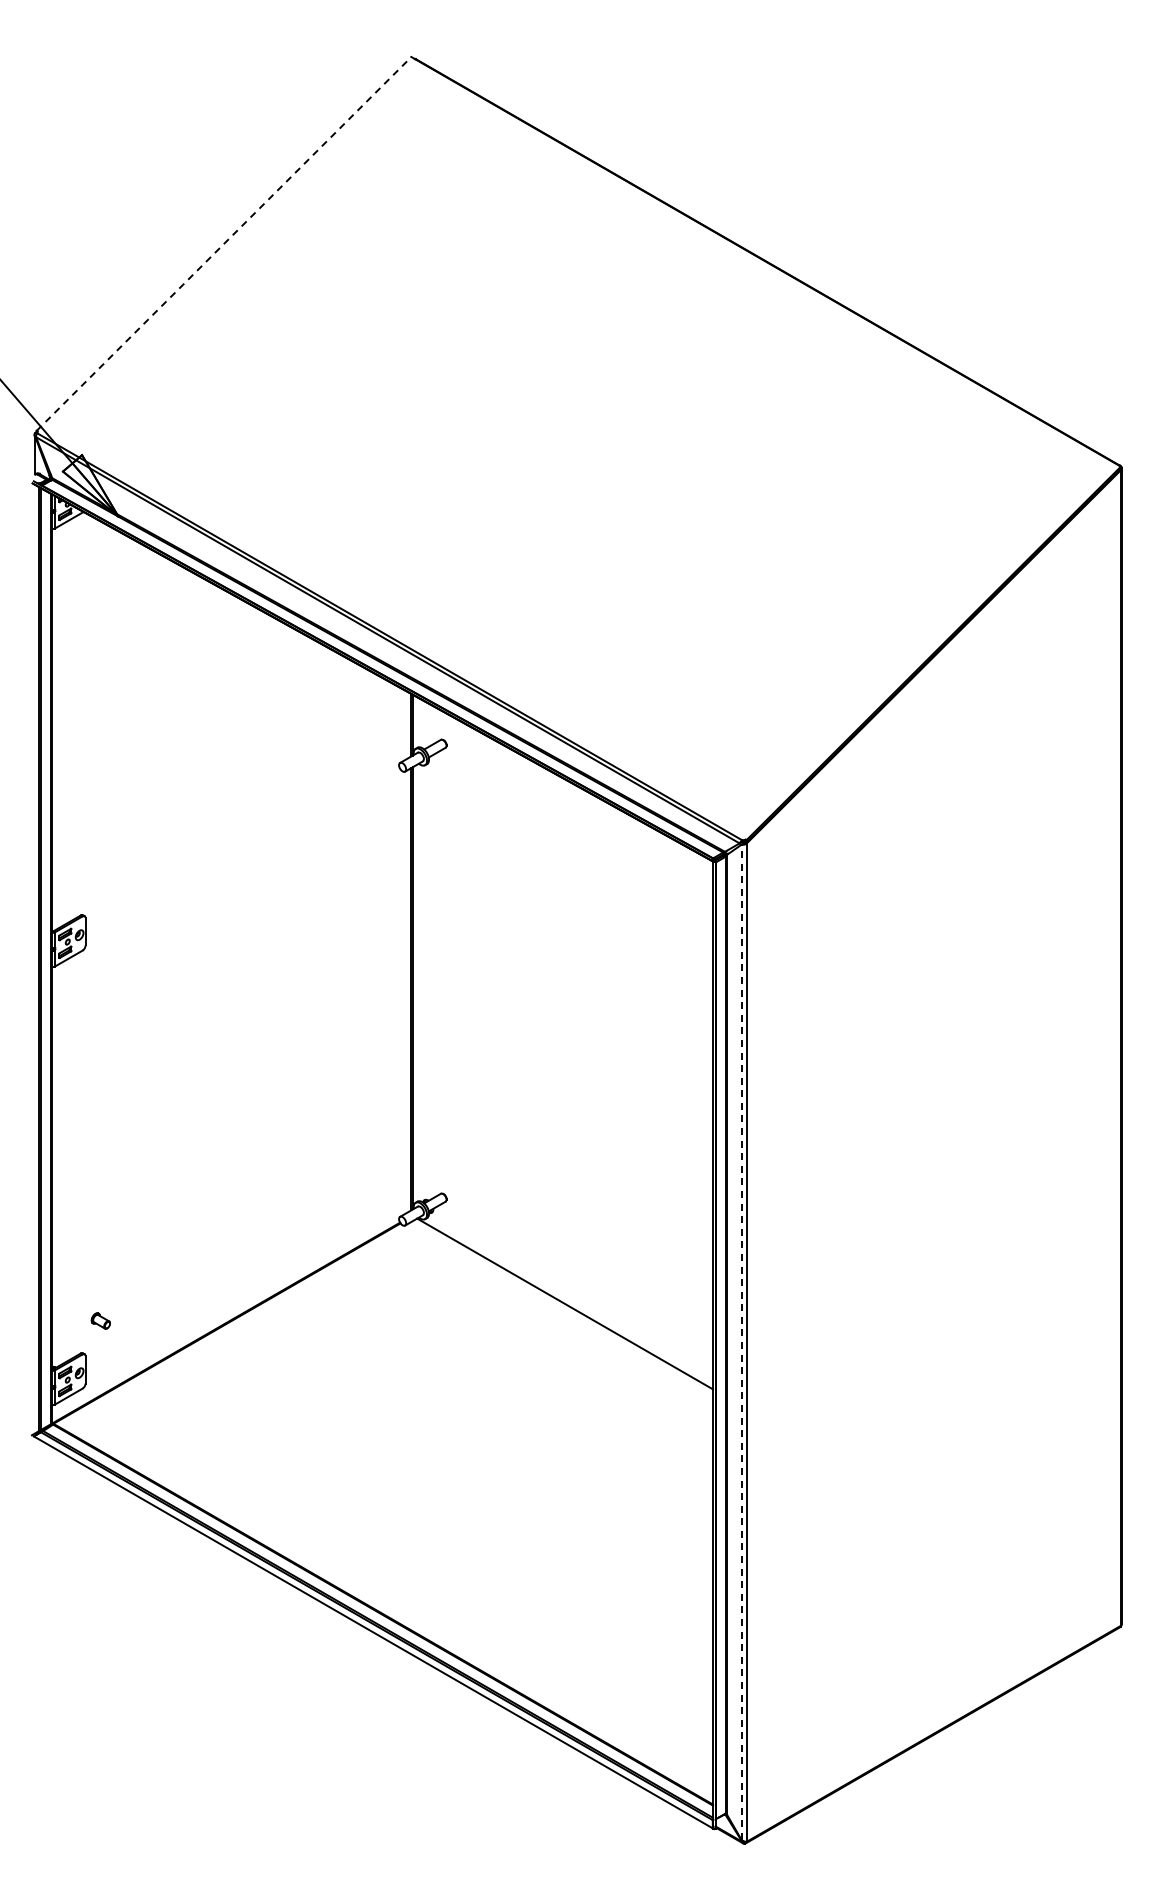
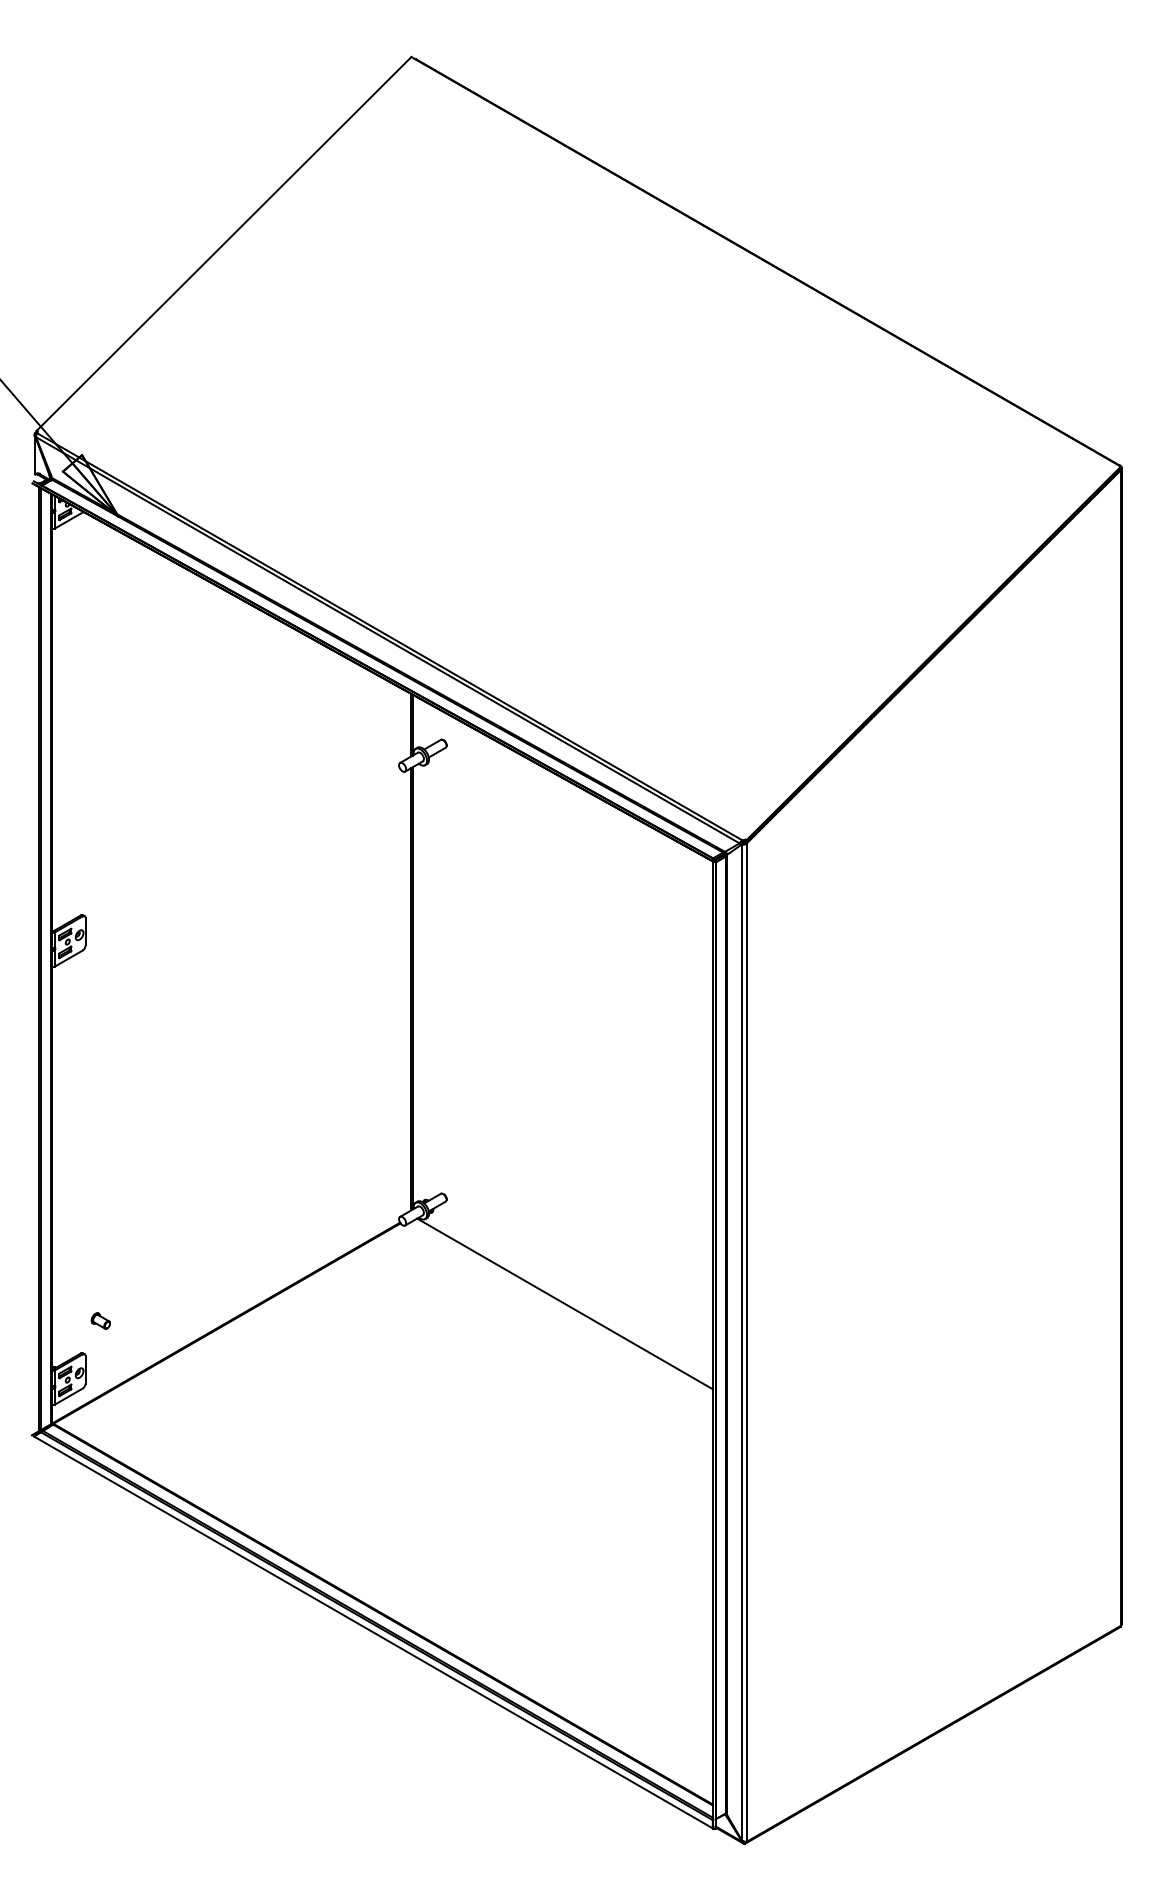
line: dashed -> solid (224, 243)
line: dashed -> solid (741, 1342)
